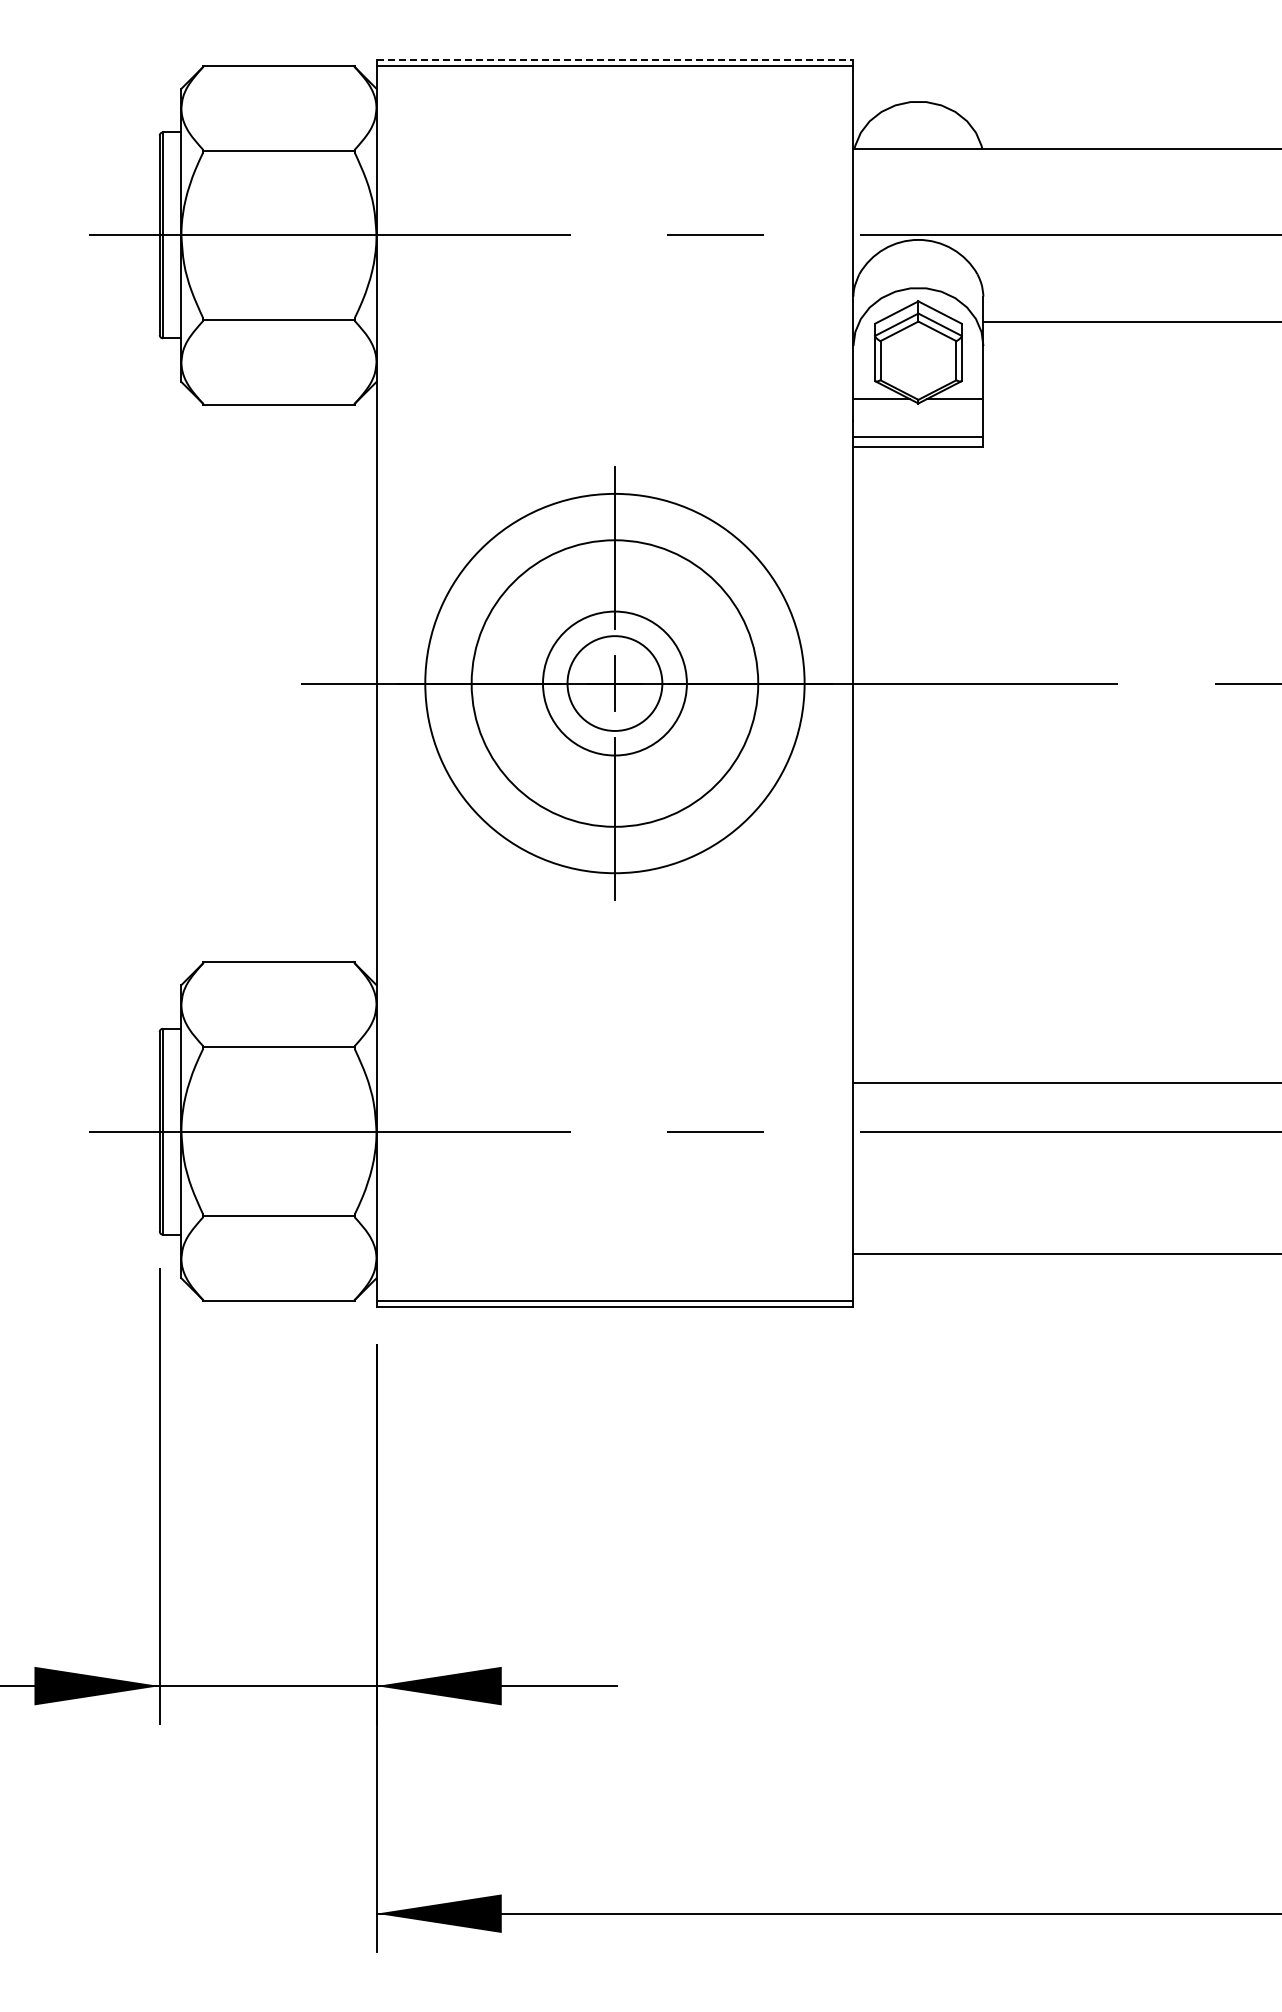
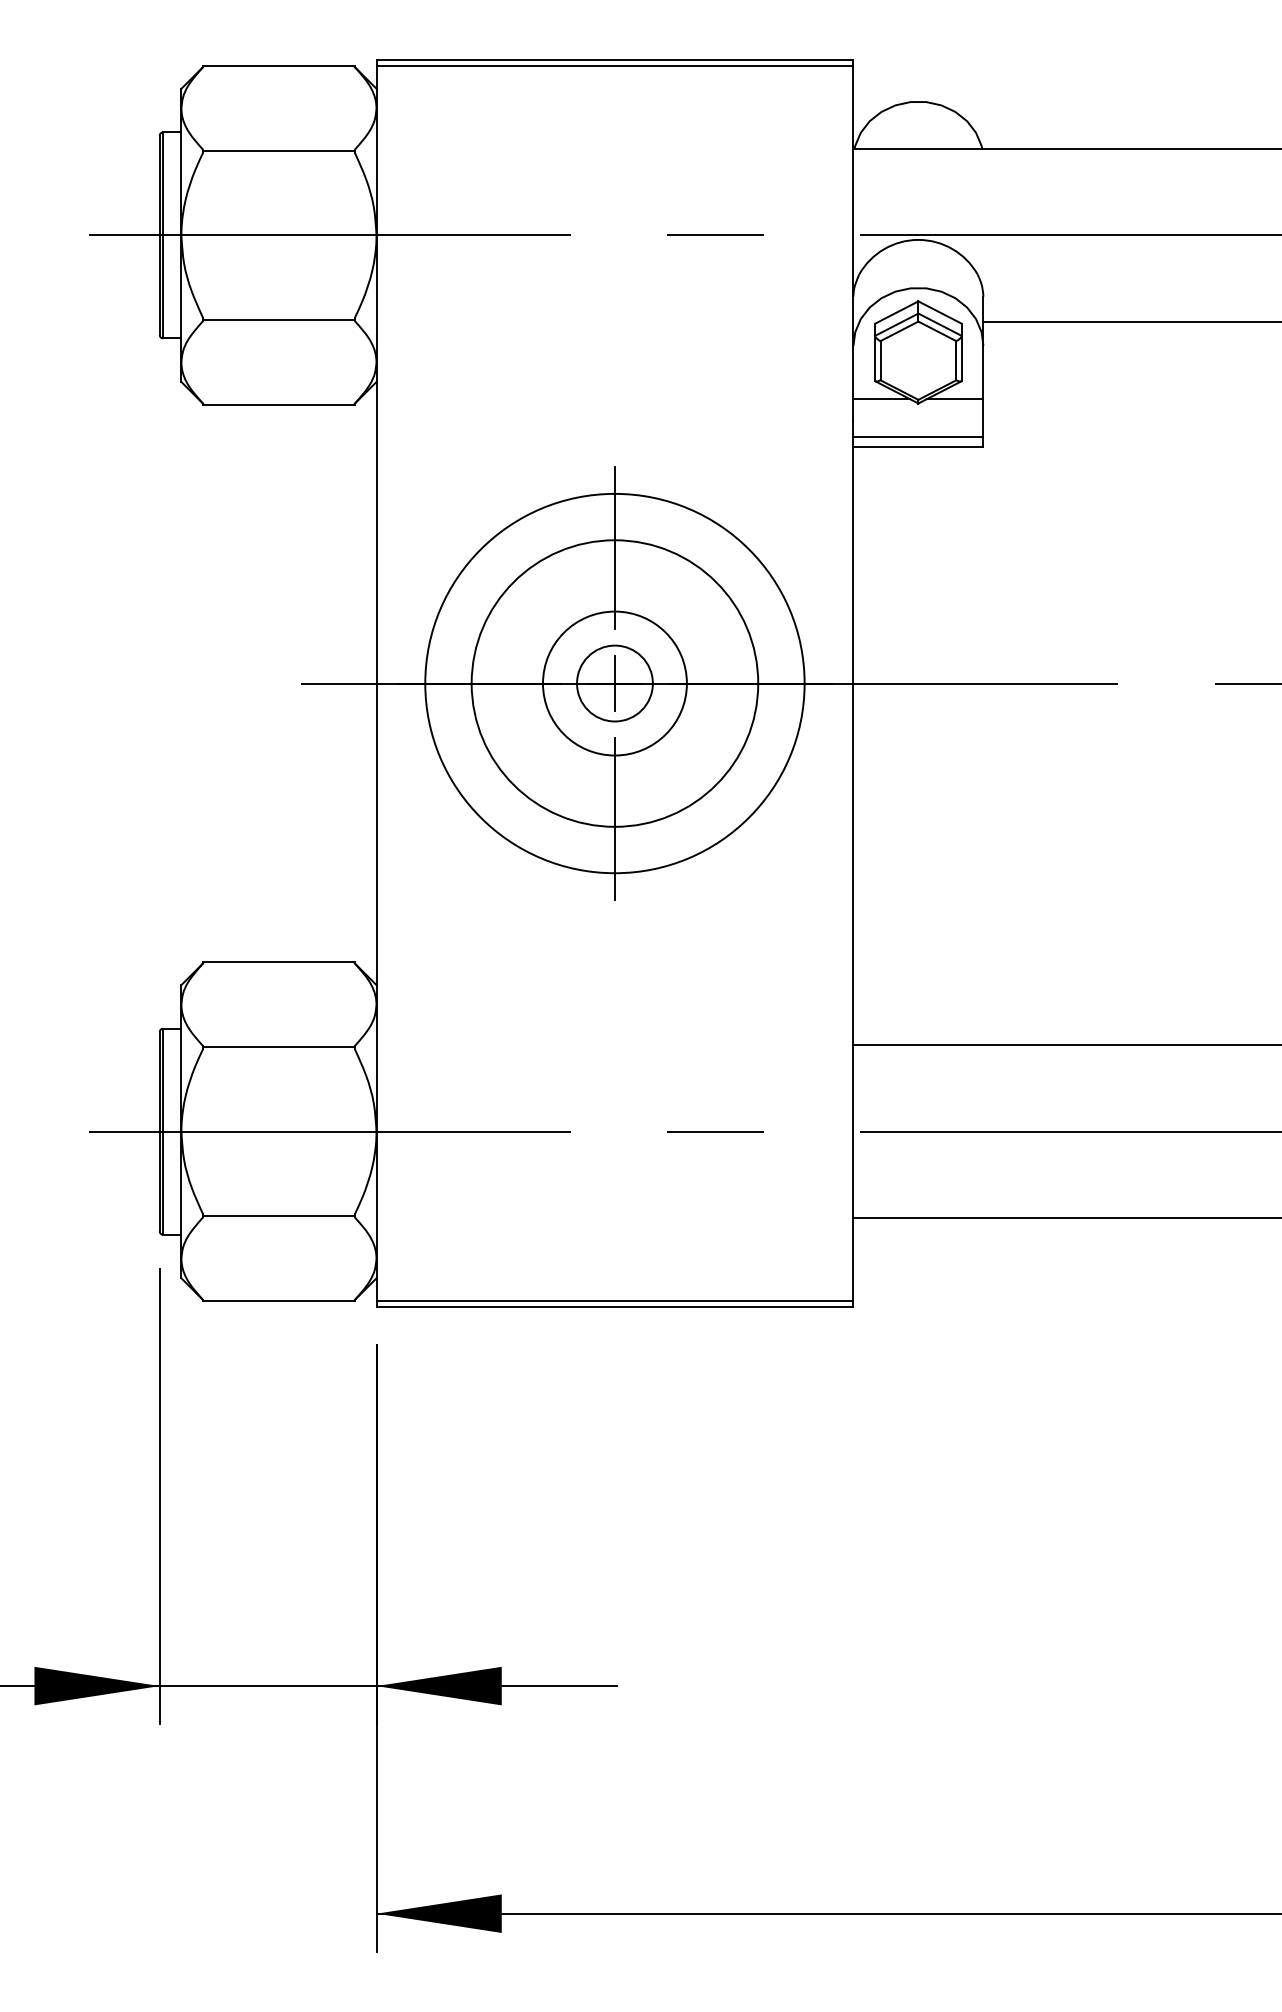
line: dashed -> solid (615, 60)
circle diameter: 95 px -> 76 px (614, 683)
line position: (1065, 1083) -> (1065, 1045) (1065, 1045)
line position: (1065, 1254) -> (1065, 1218) (1065, 1218)
